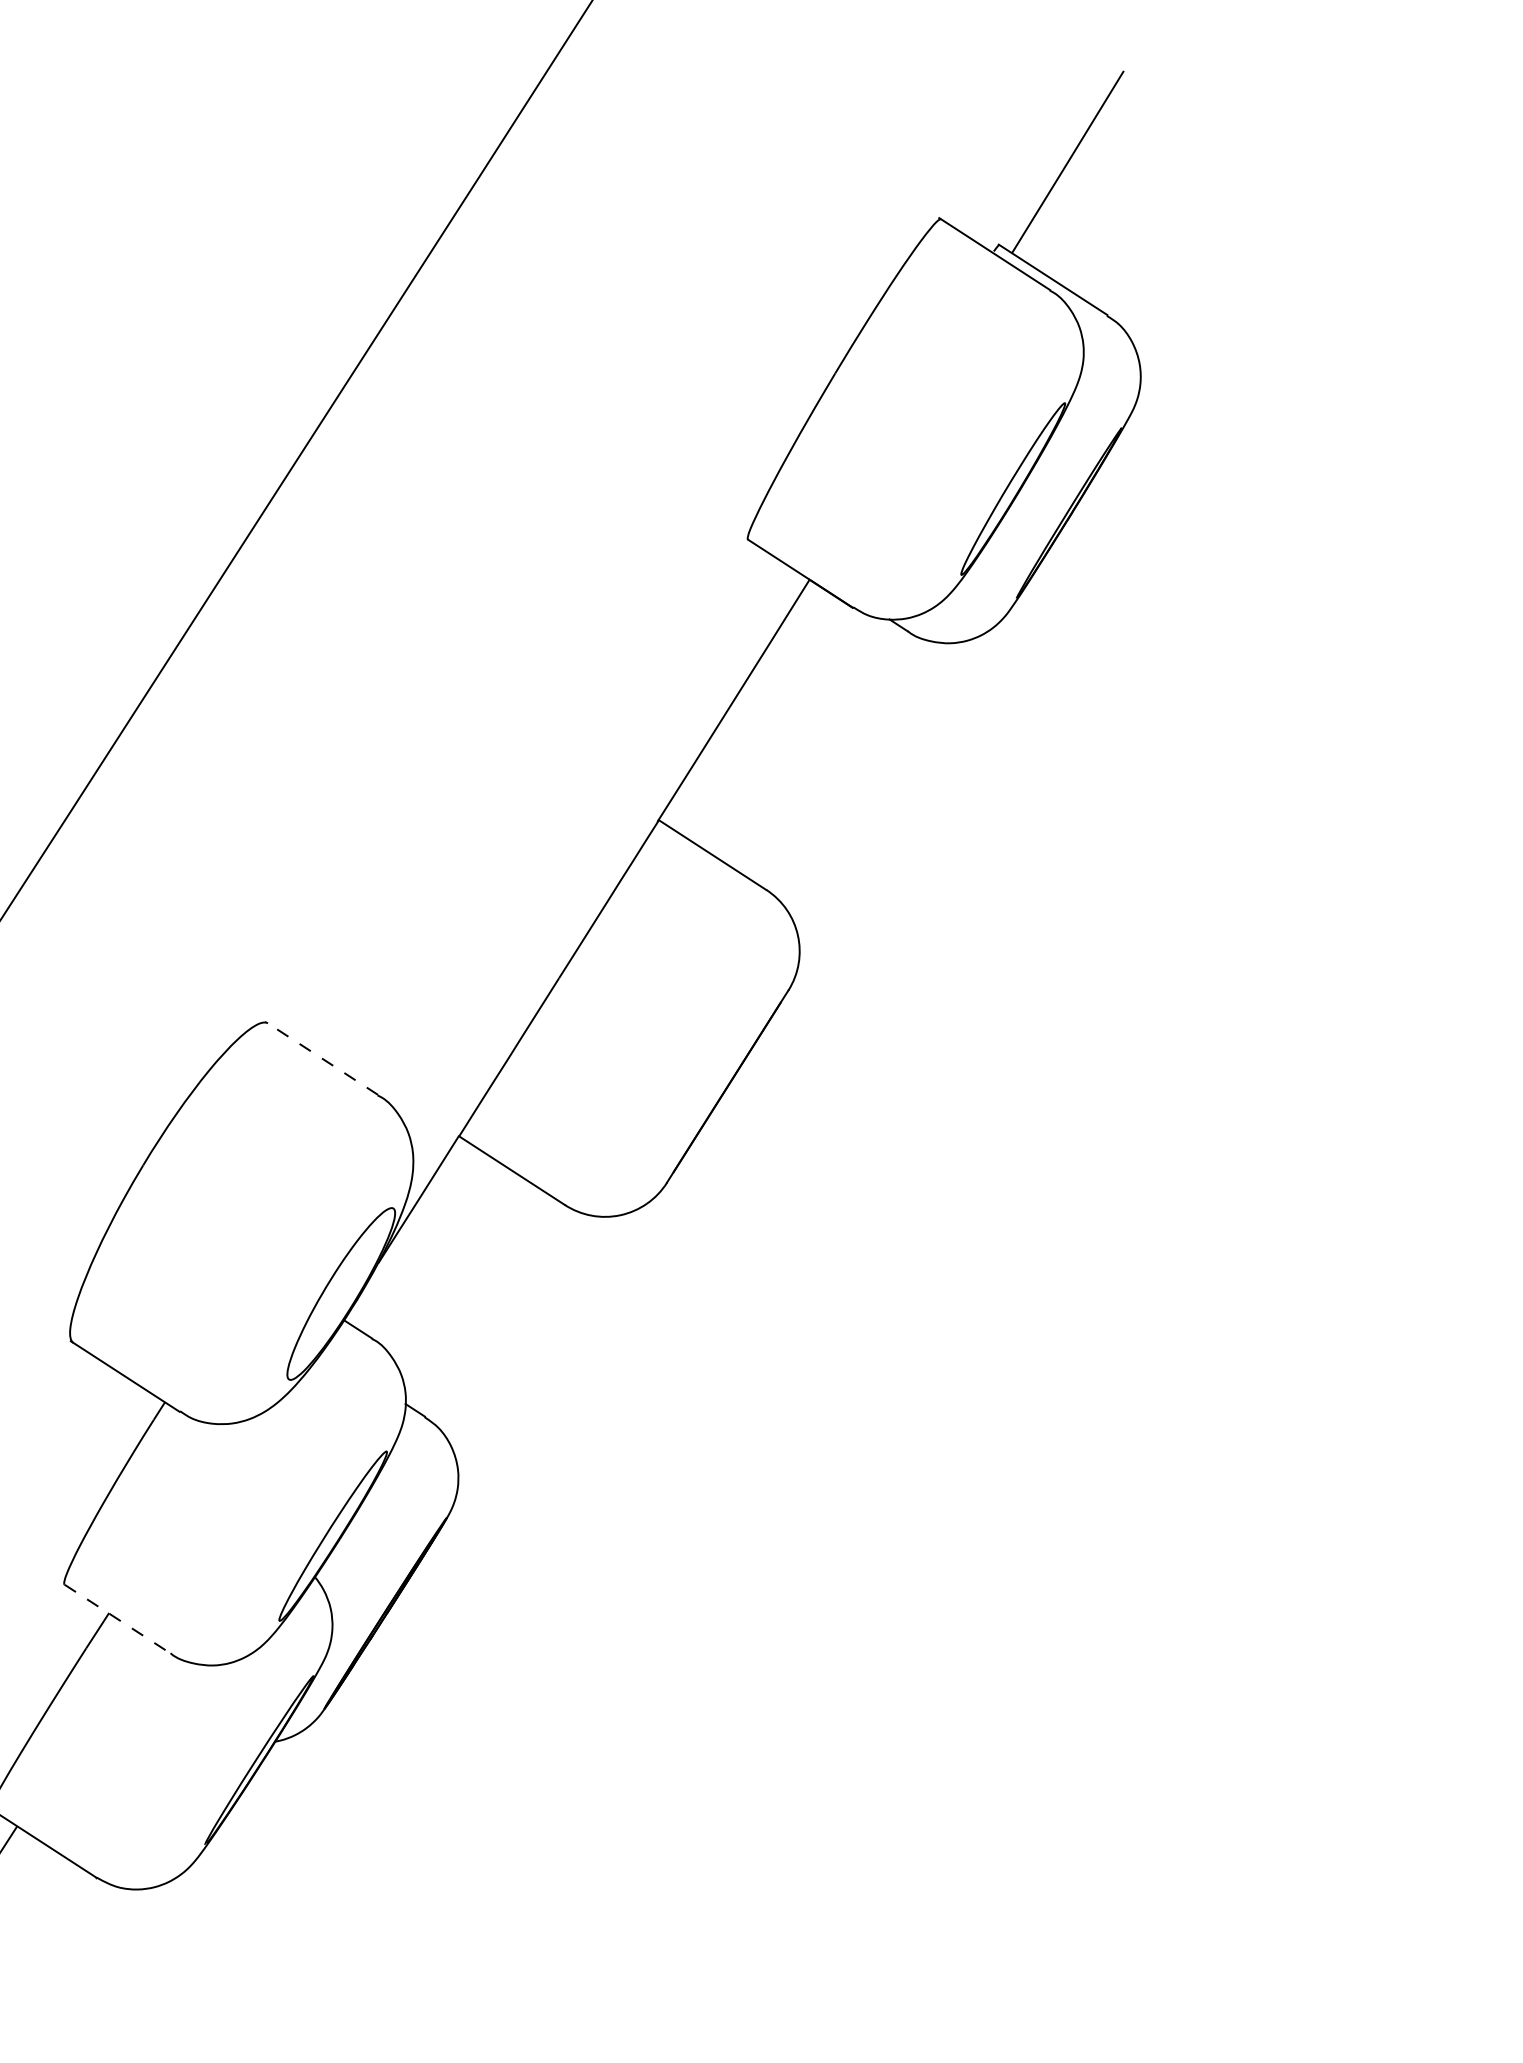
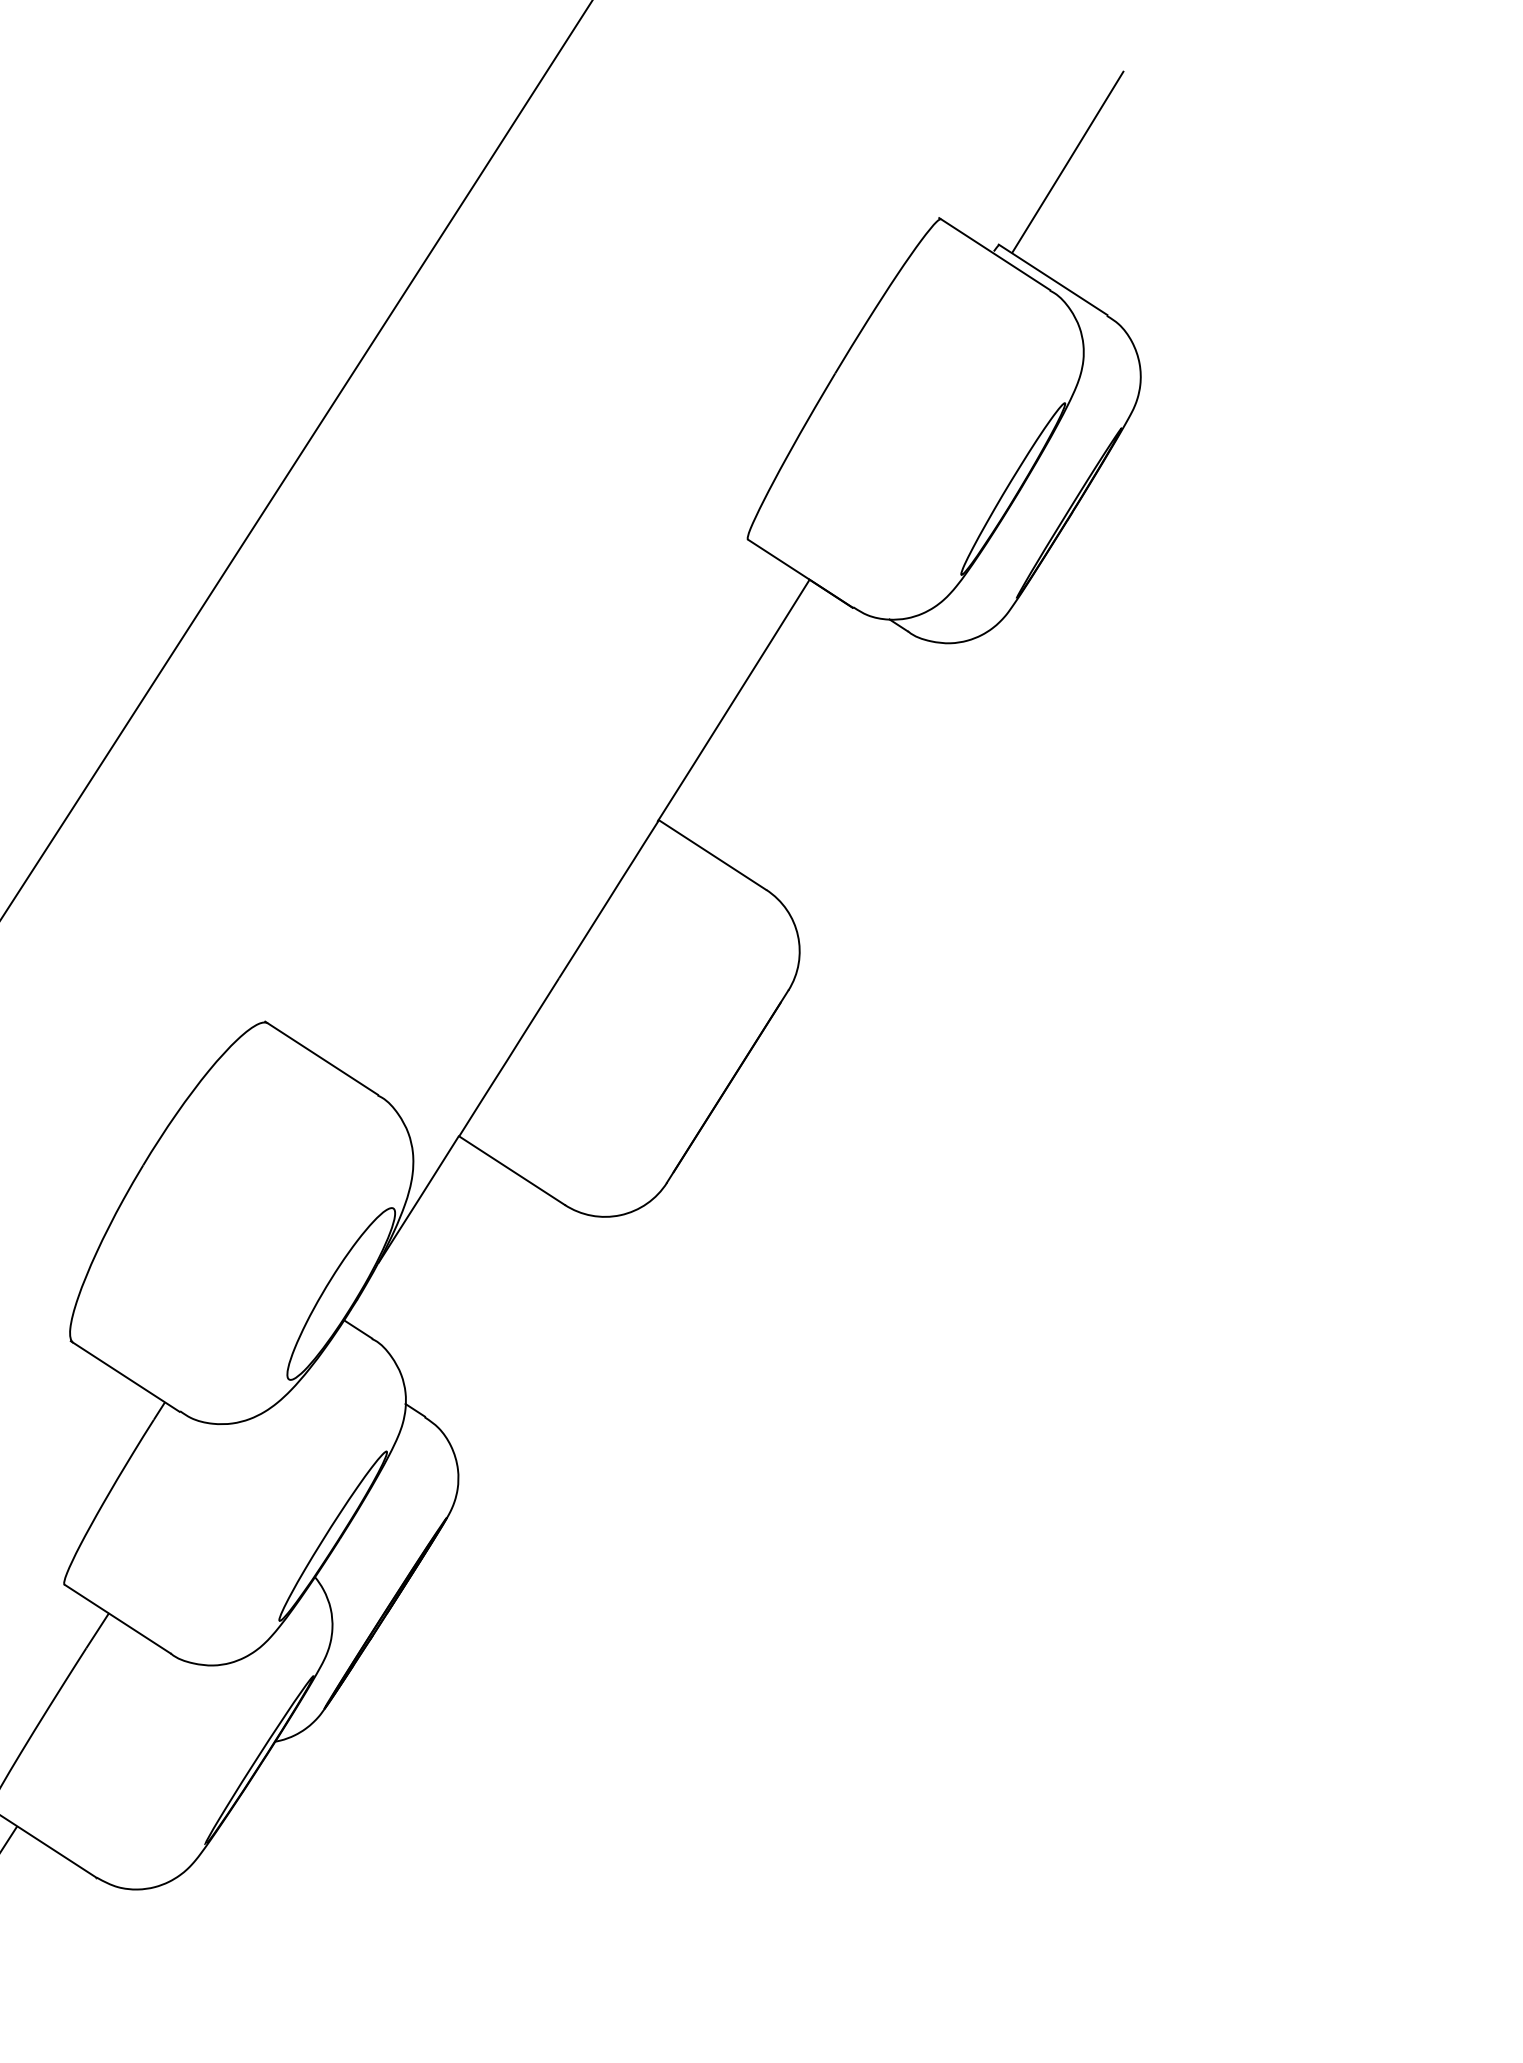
line: dashed -> solid (321, 1057)
line: dashed -> solid (118, 1619)
